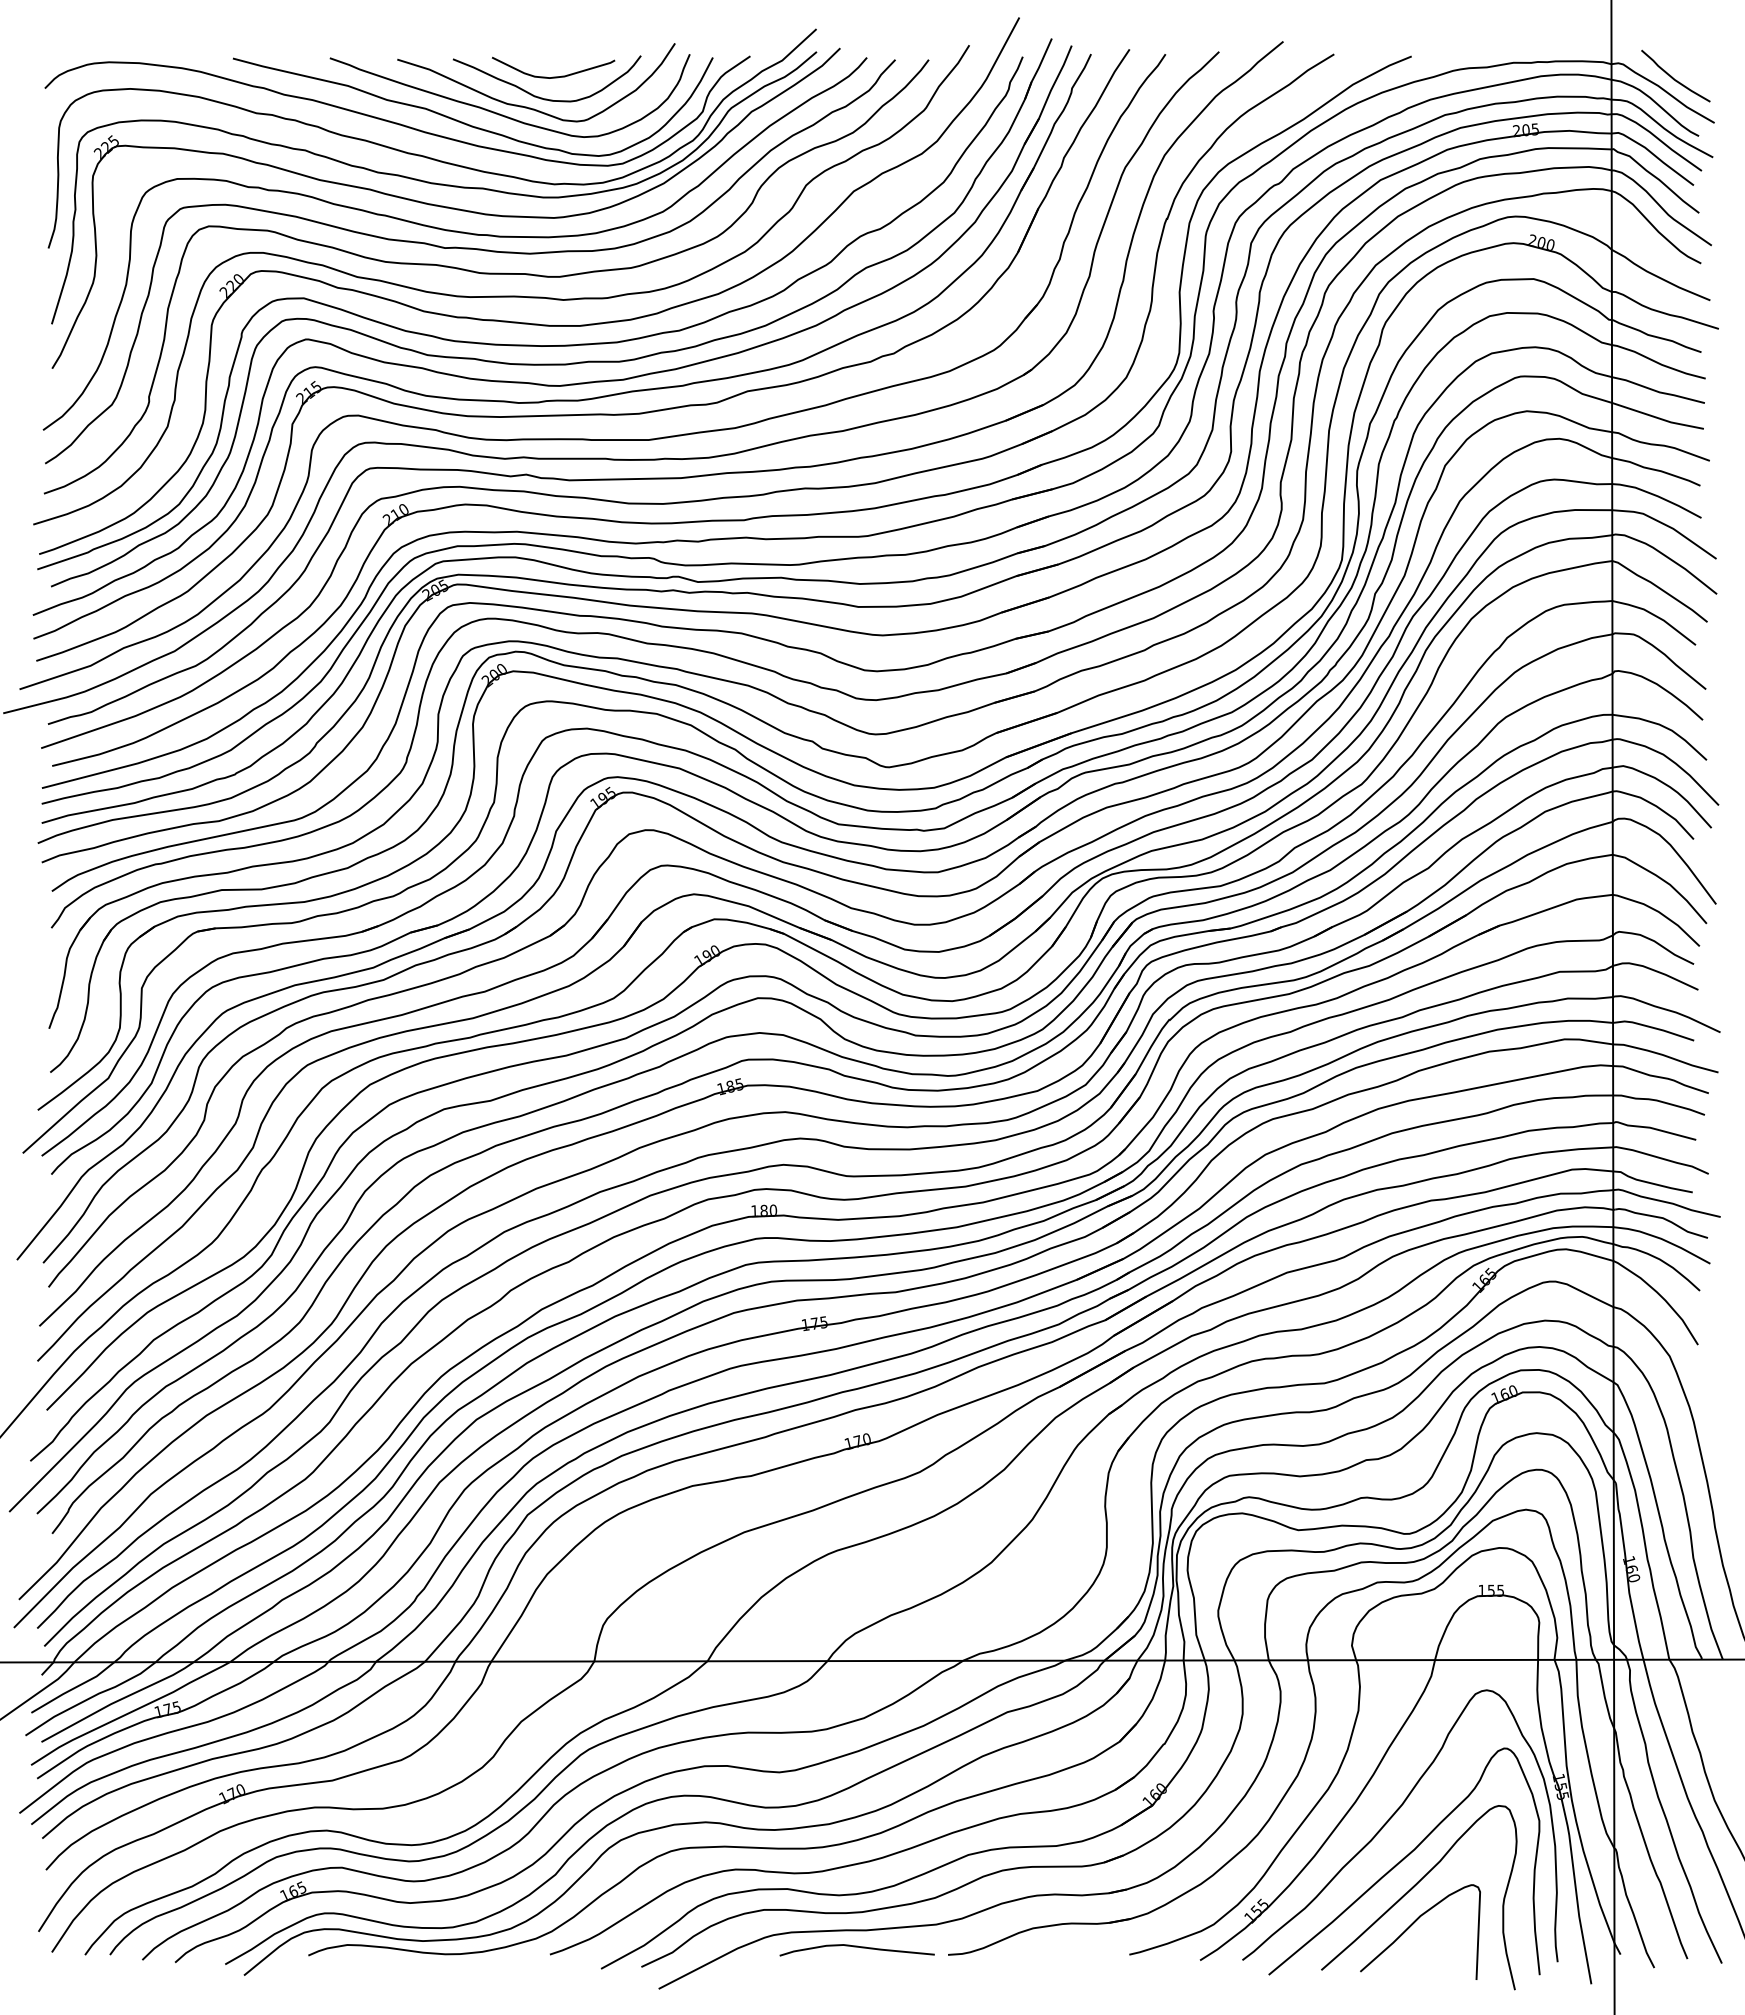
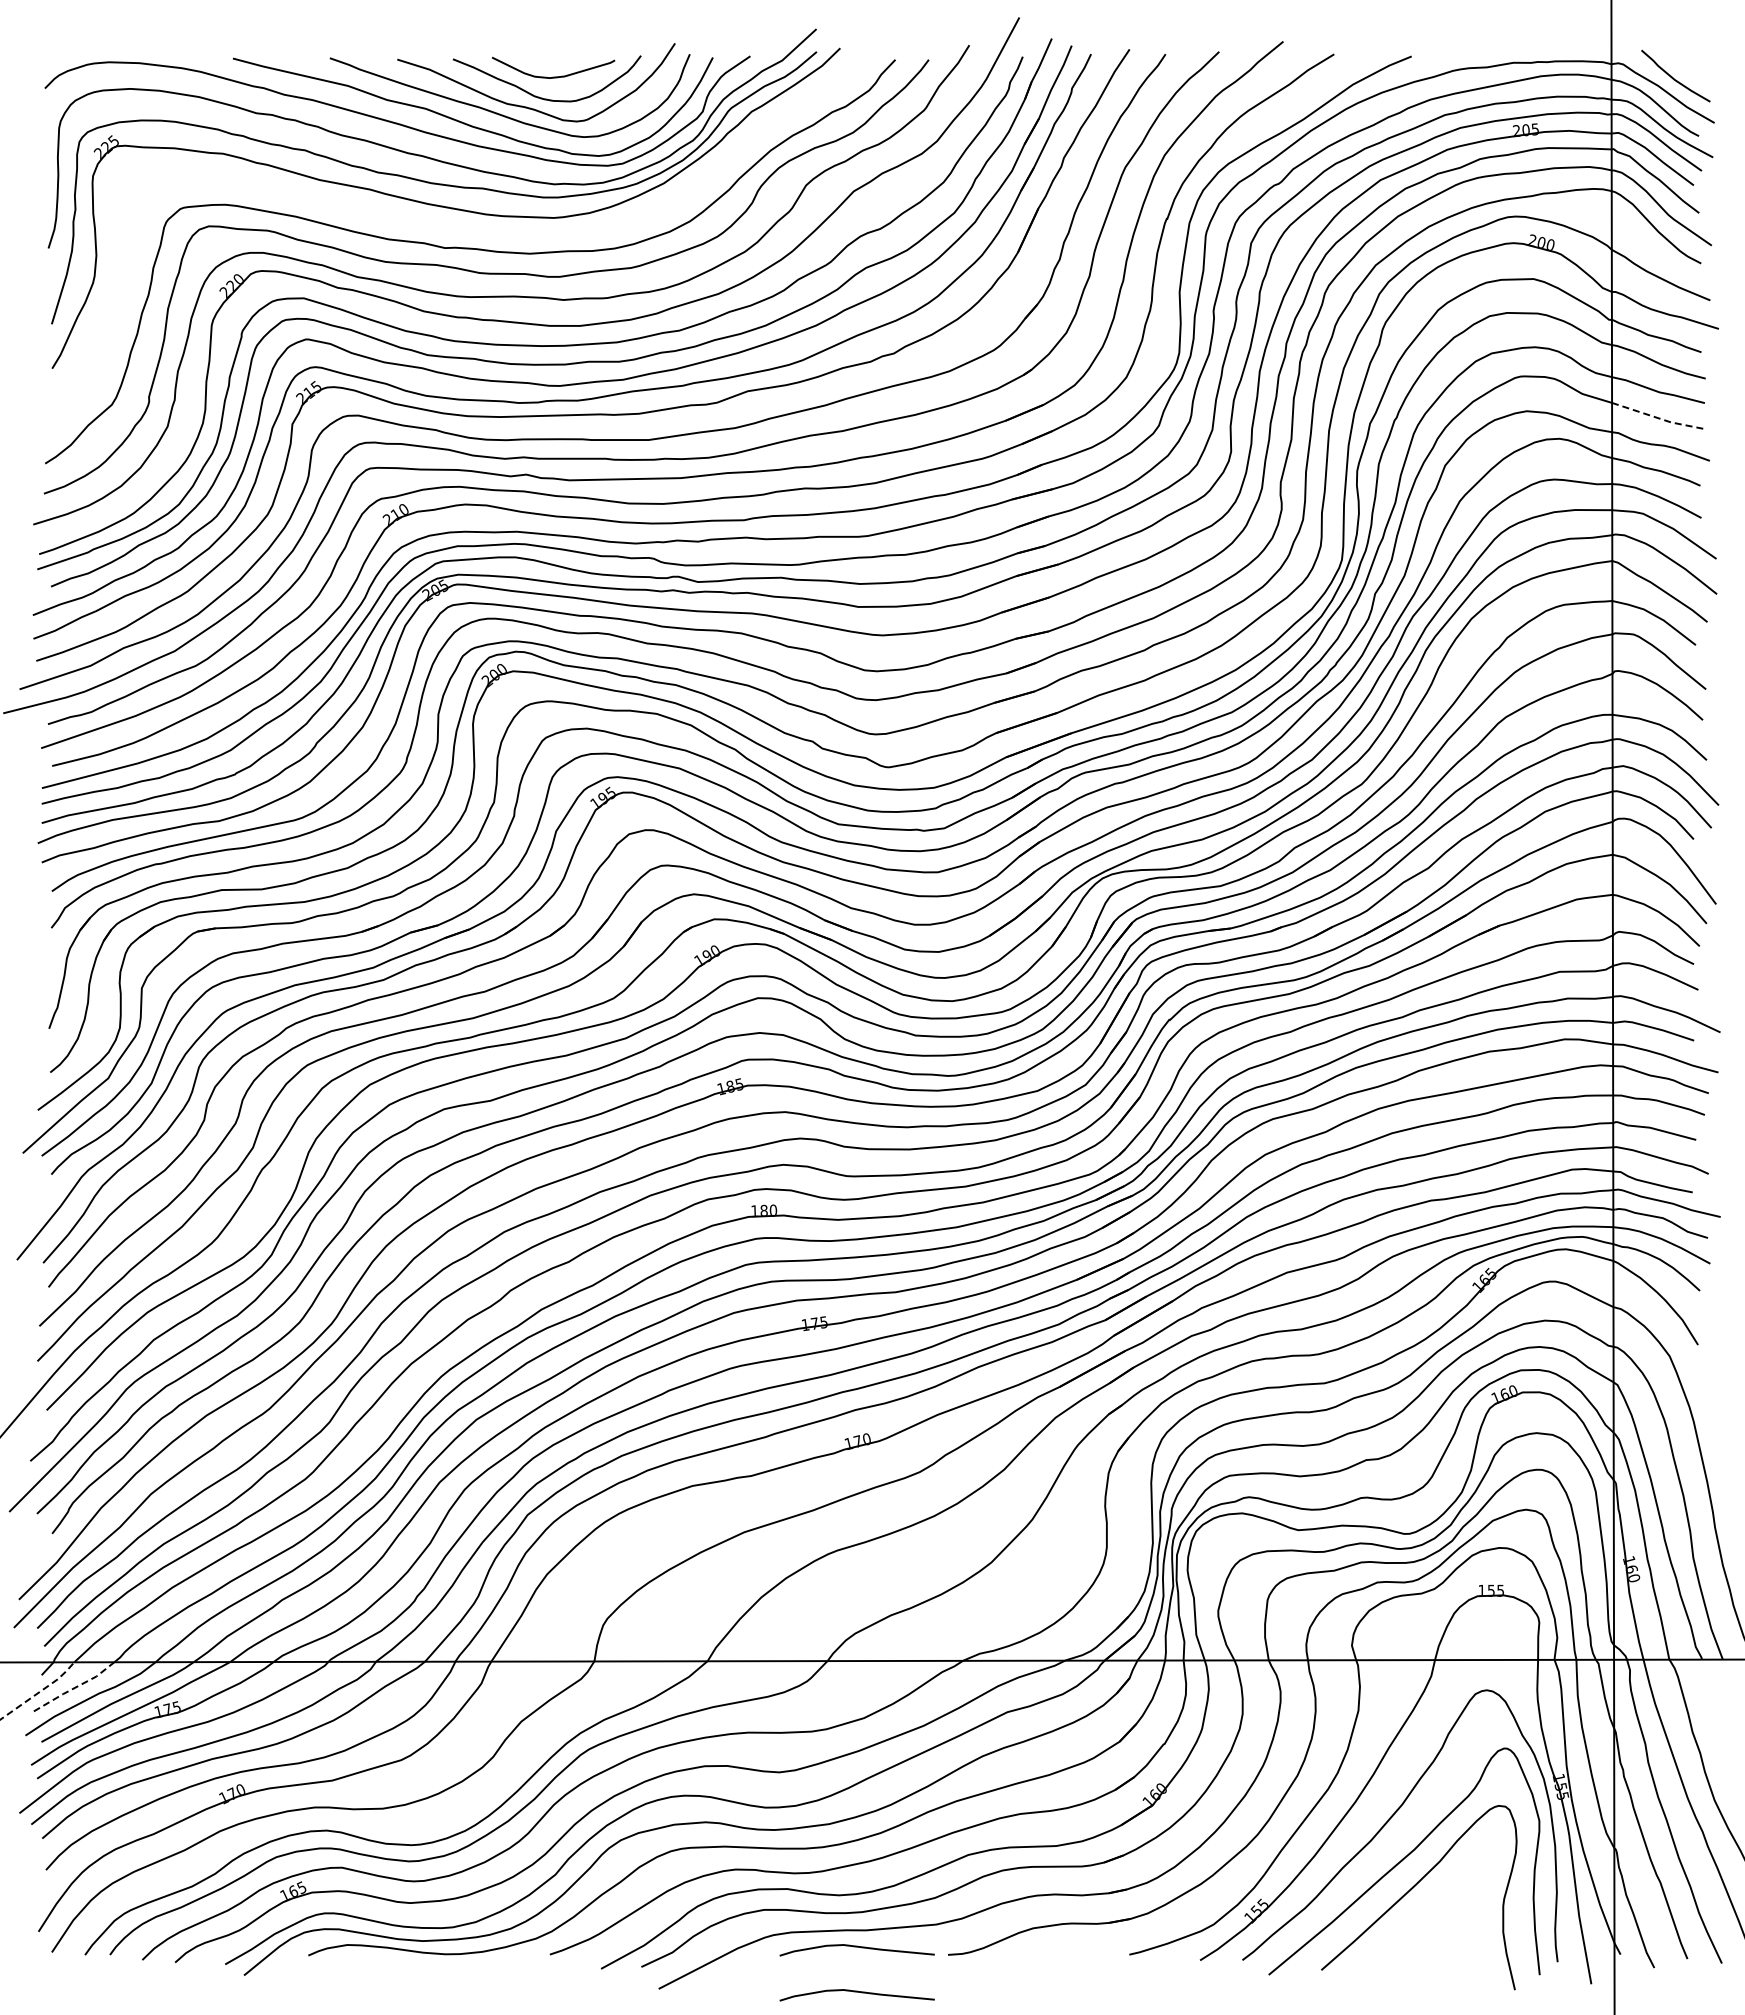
curve: present -> none (454, 232)
line: solid -> dashed (1657, 418)
line: solid -> dashed (73, 1688)
line: solid -> dashed (40, 1691)
curve: present -> none (1413, 1924)
curve: none -> present (856, 1992)
